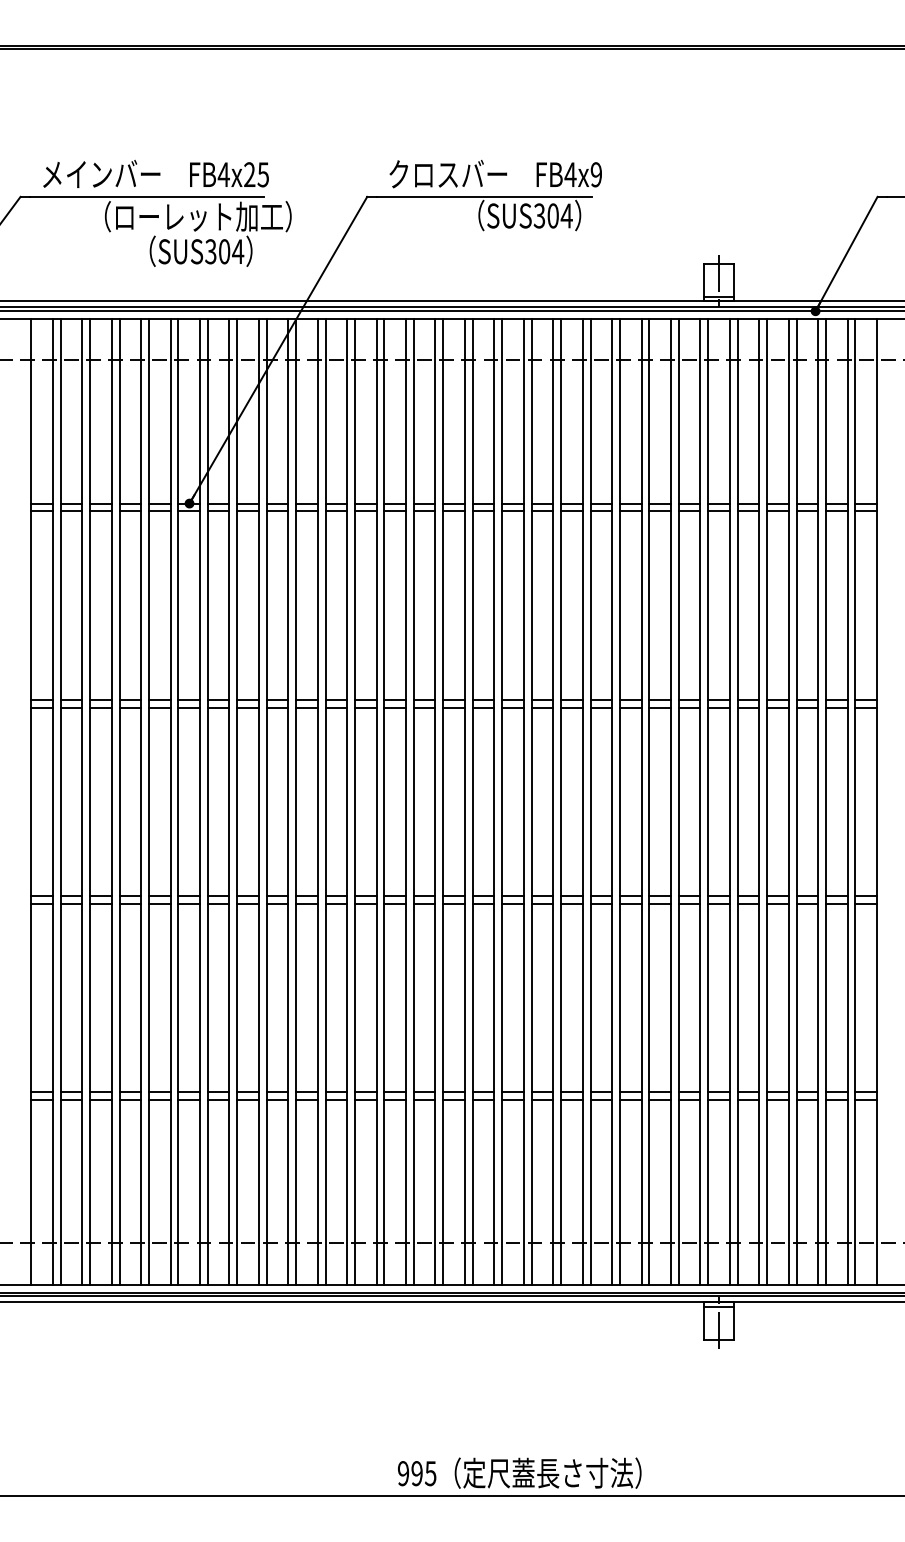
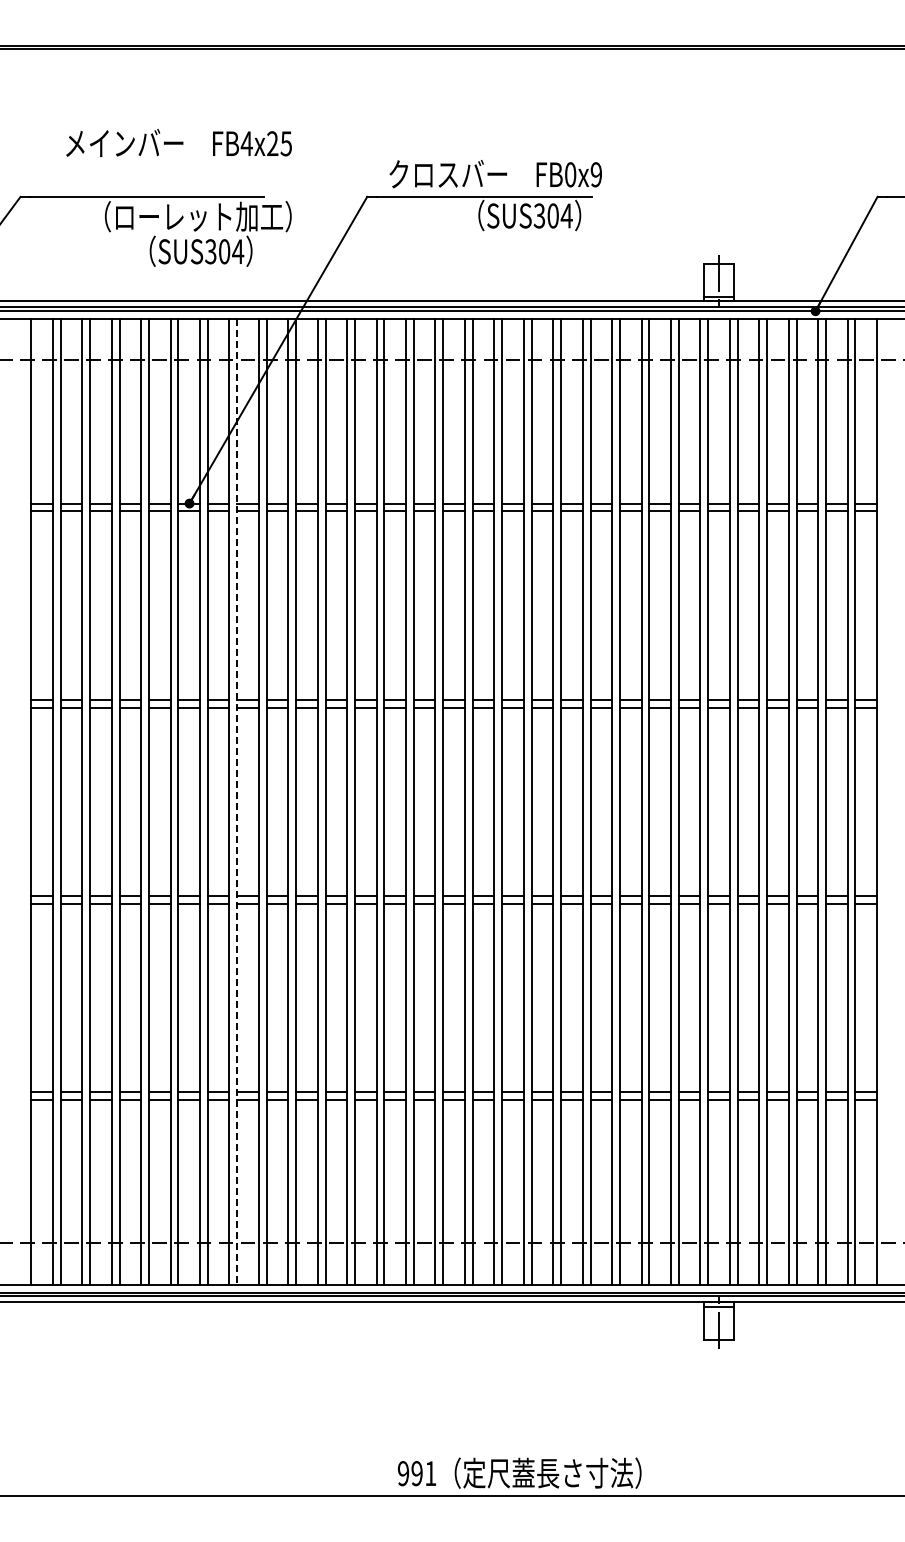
text position: (155, 173) -> (178, 142) (178, 142)
text: FB4x9 -> FB0x9 (570, 174)
line: solid -> dashed (237, 801)
text: 995 -> 991 (430, 1473)
